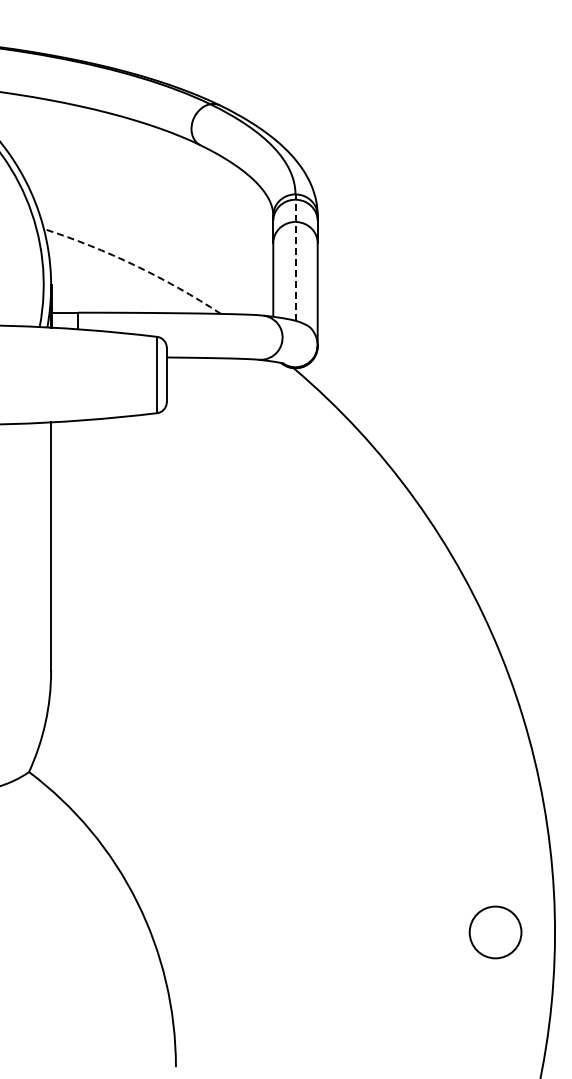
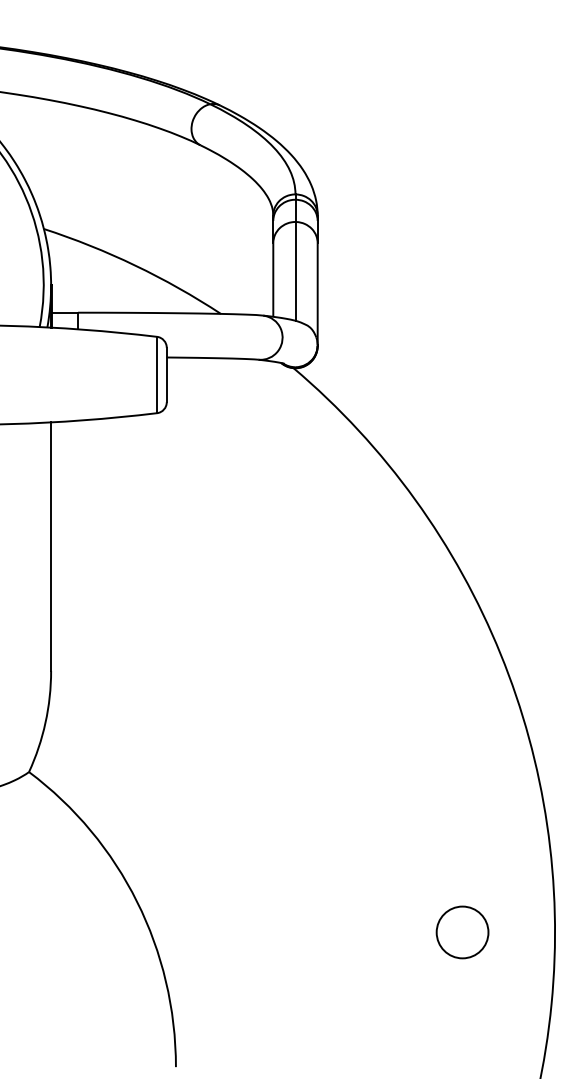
line: dashed -> solid (295, 257)
arc: dashed -> solid (135, 265)
circle position: (495, 932) -> (462, 932) (462, 932)
